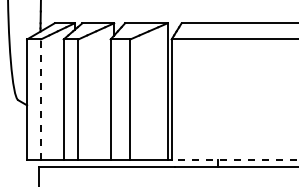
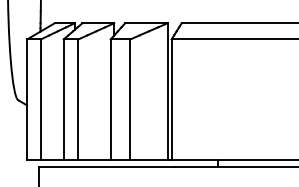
line: dashed -> solid (40, 99)
line: dashed -> solid (234, 159)
